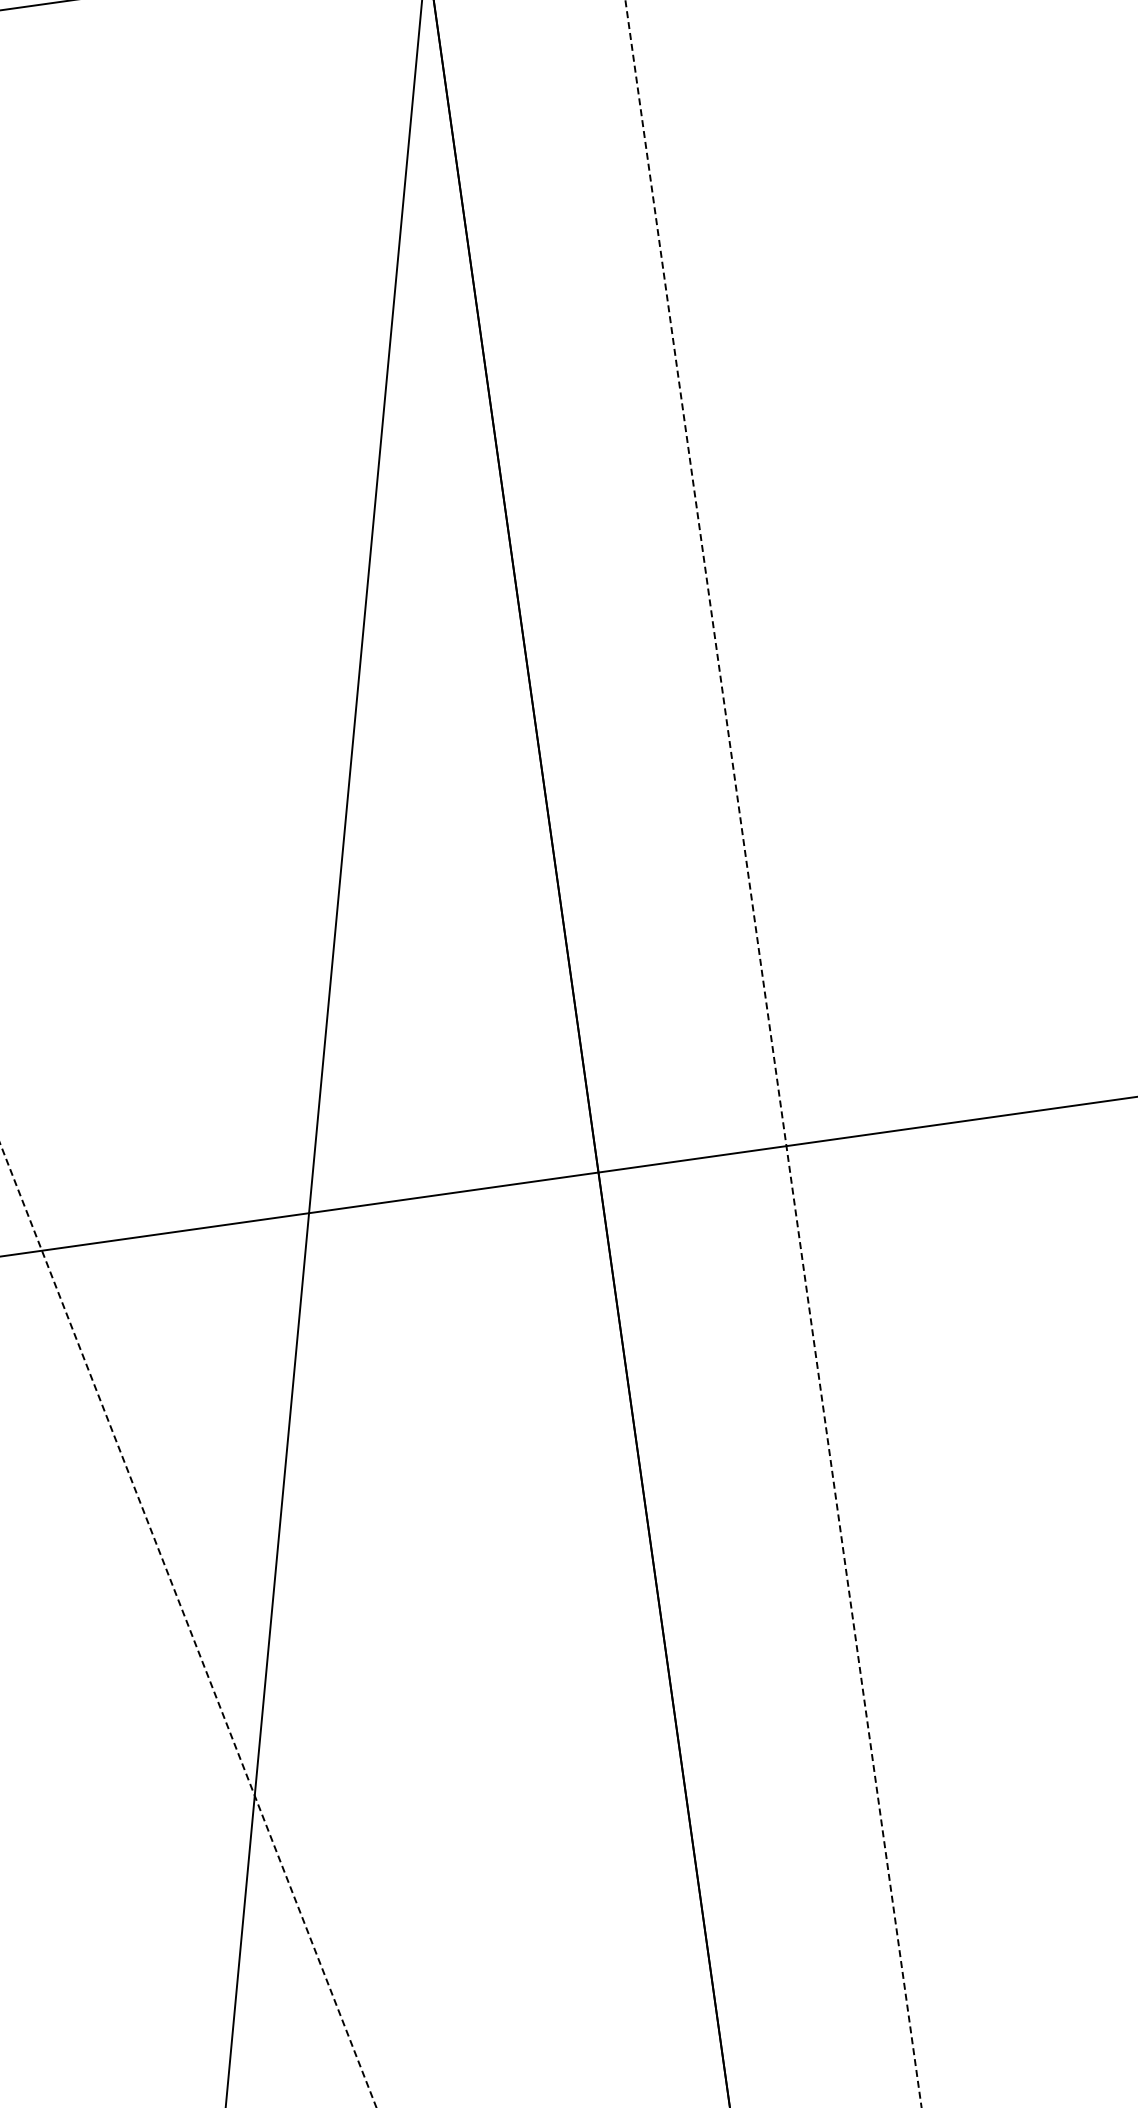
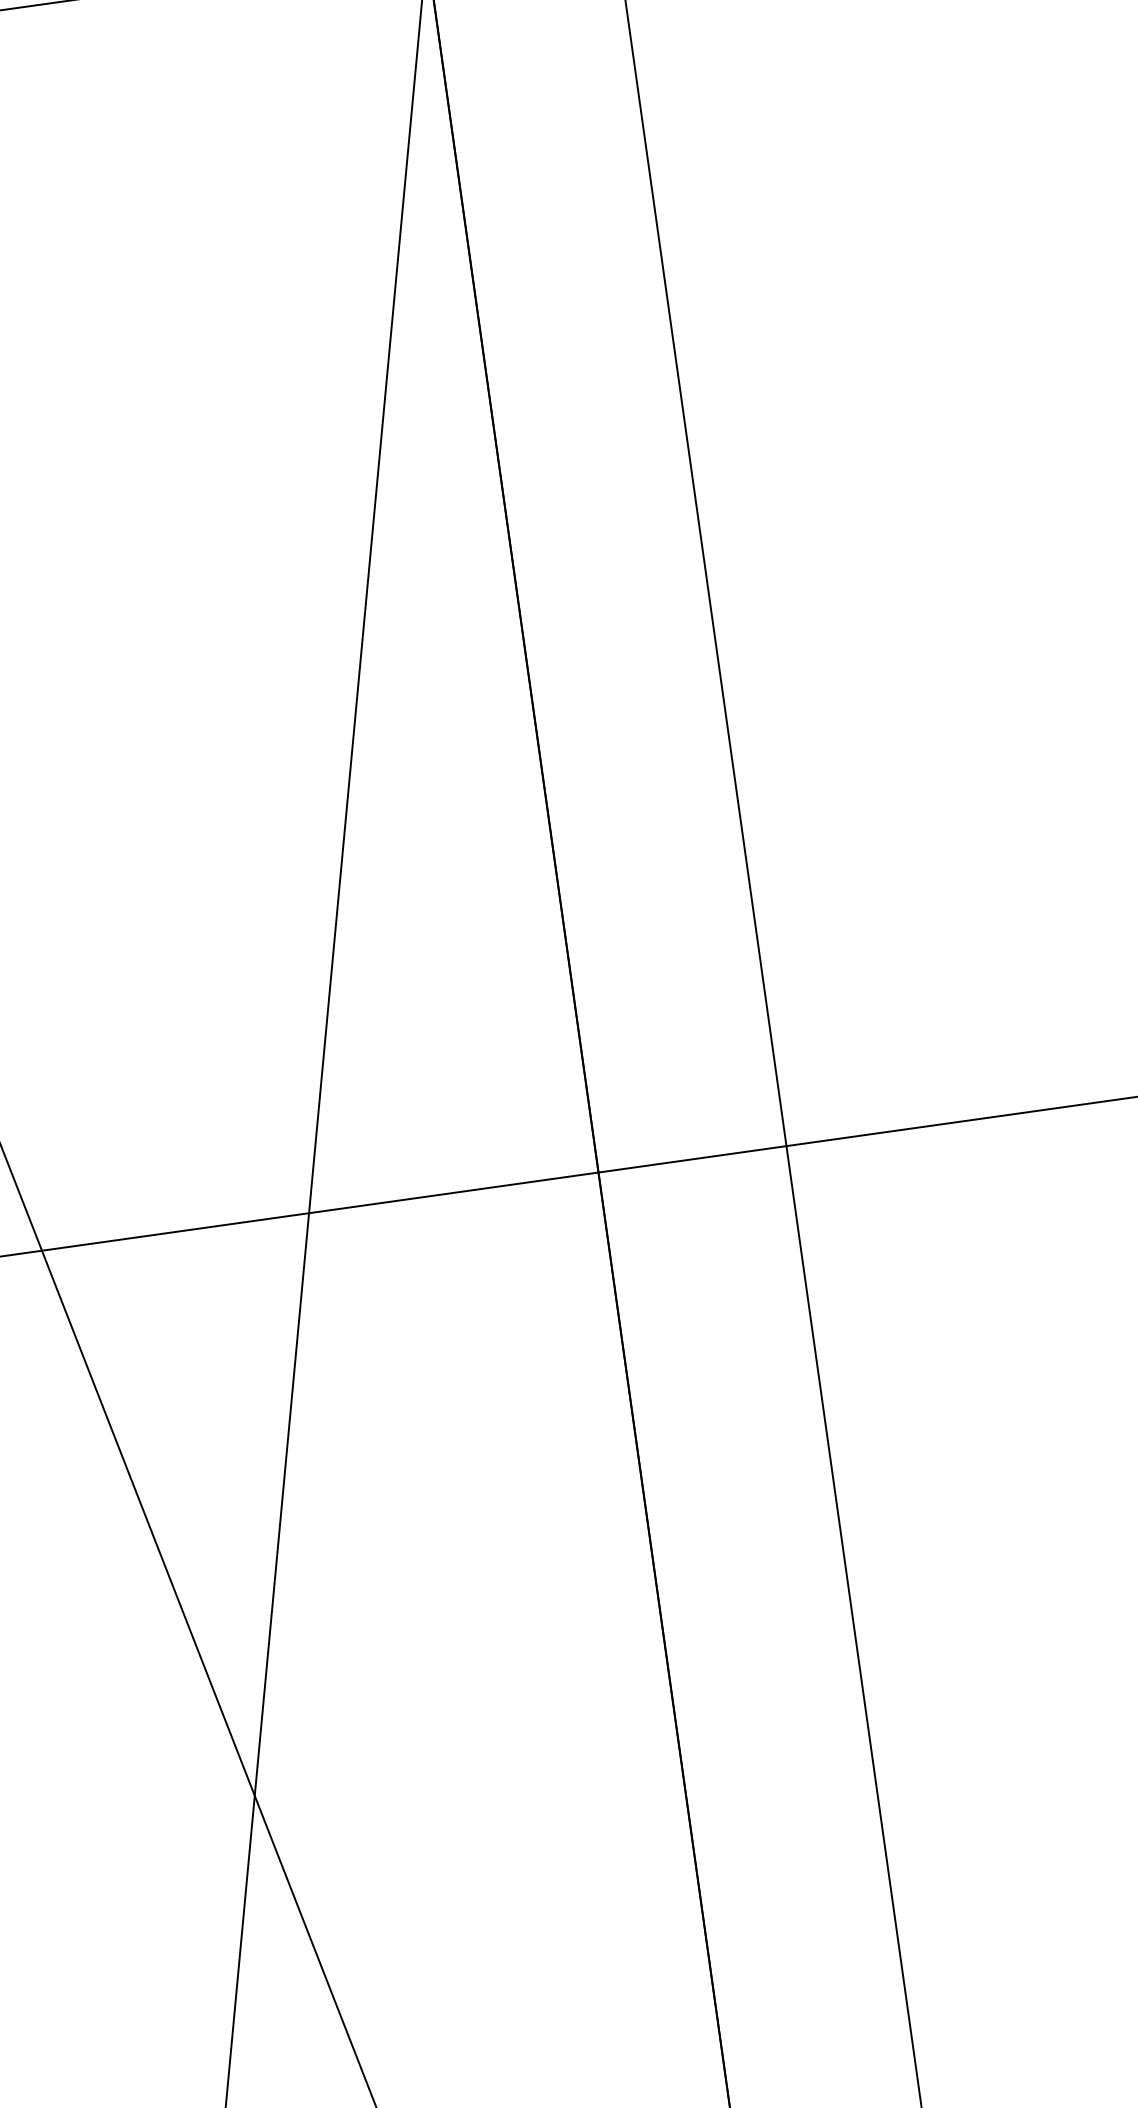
line: dashed -> solid (773, 1053)
line: dashed -> solid (188, 1624)
